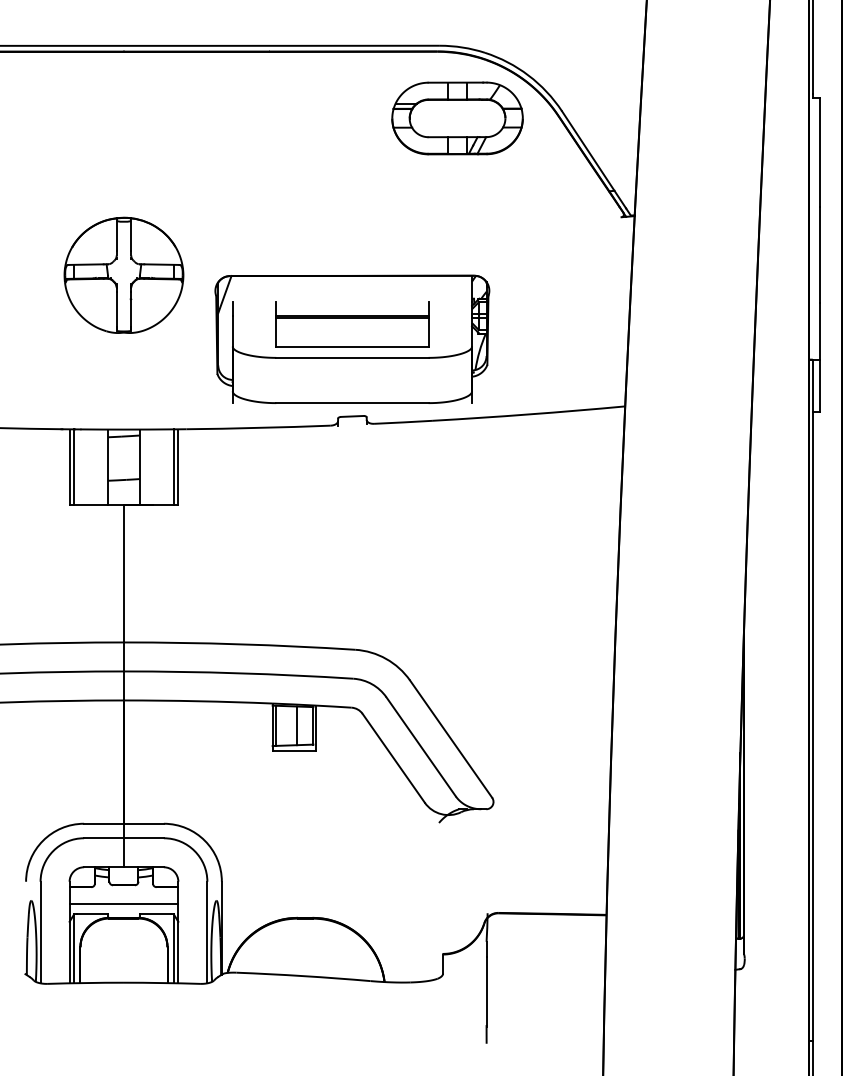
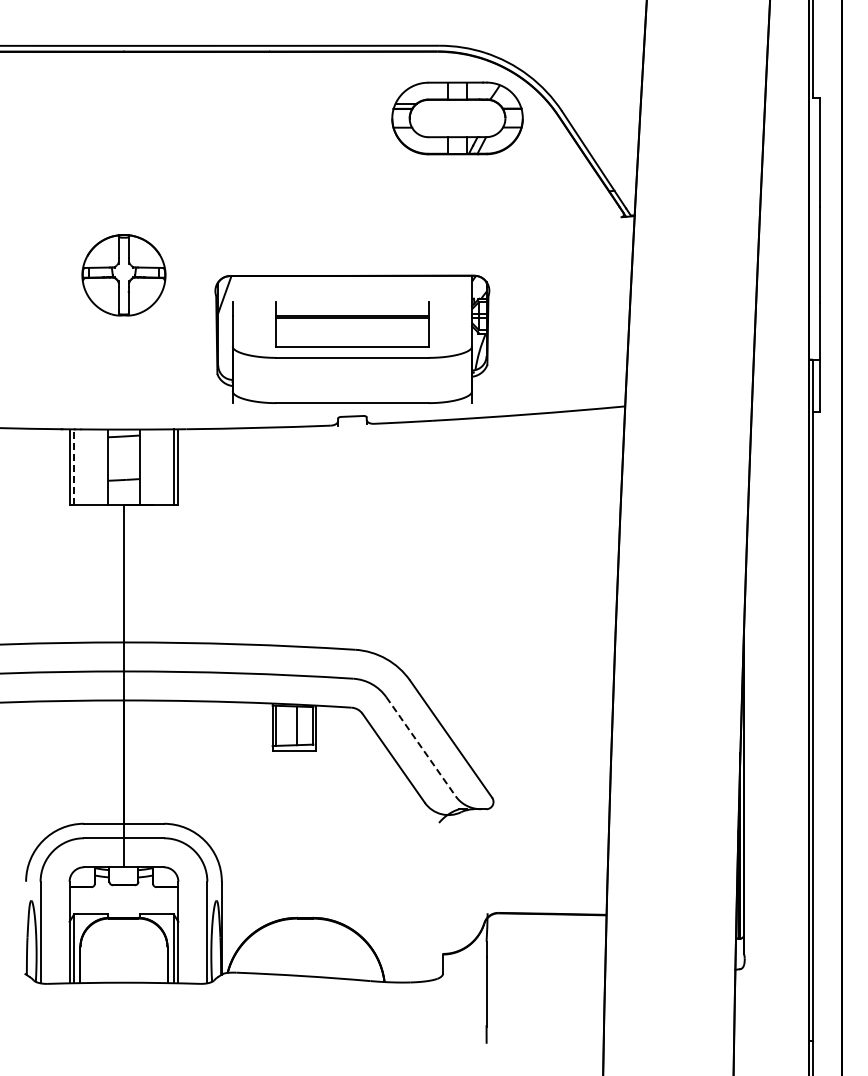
part size: 122x118 px -> 86x83 px (123, 275)
line: solid -> dashed (74, 467)
line: solid -> dashed (421, 747)
line: present -> none (123, 903)
